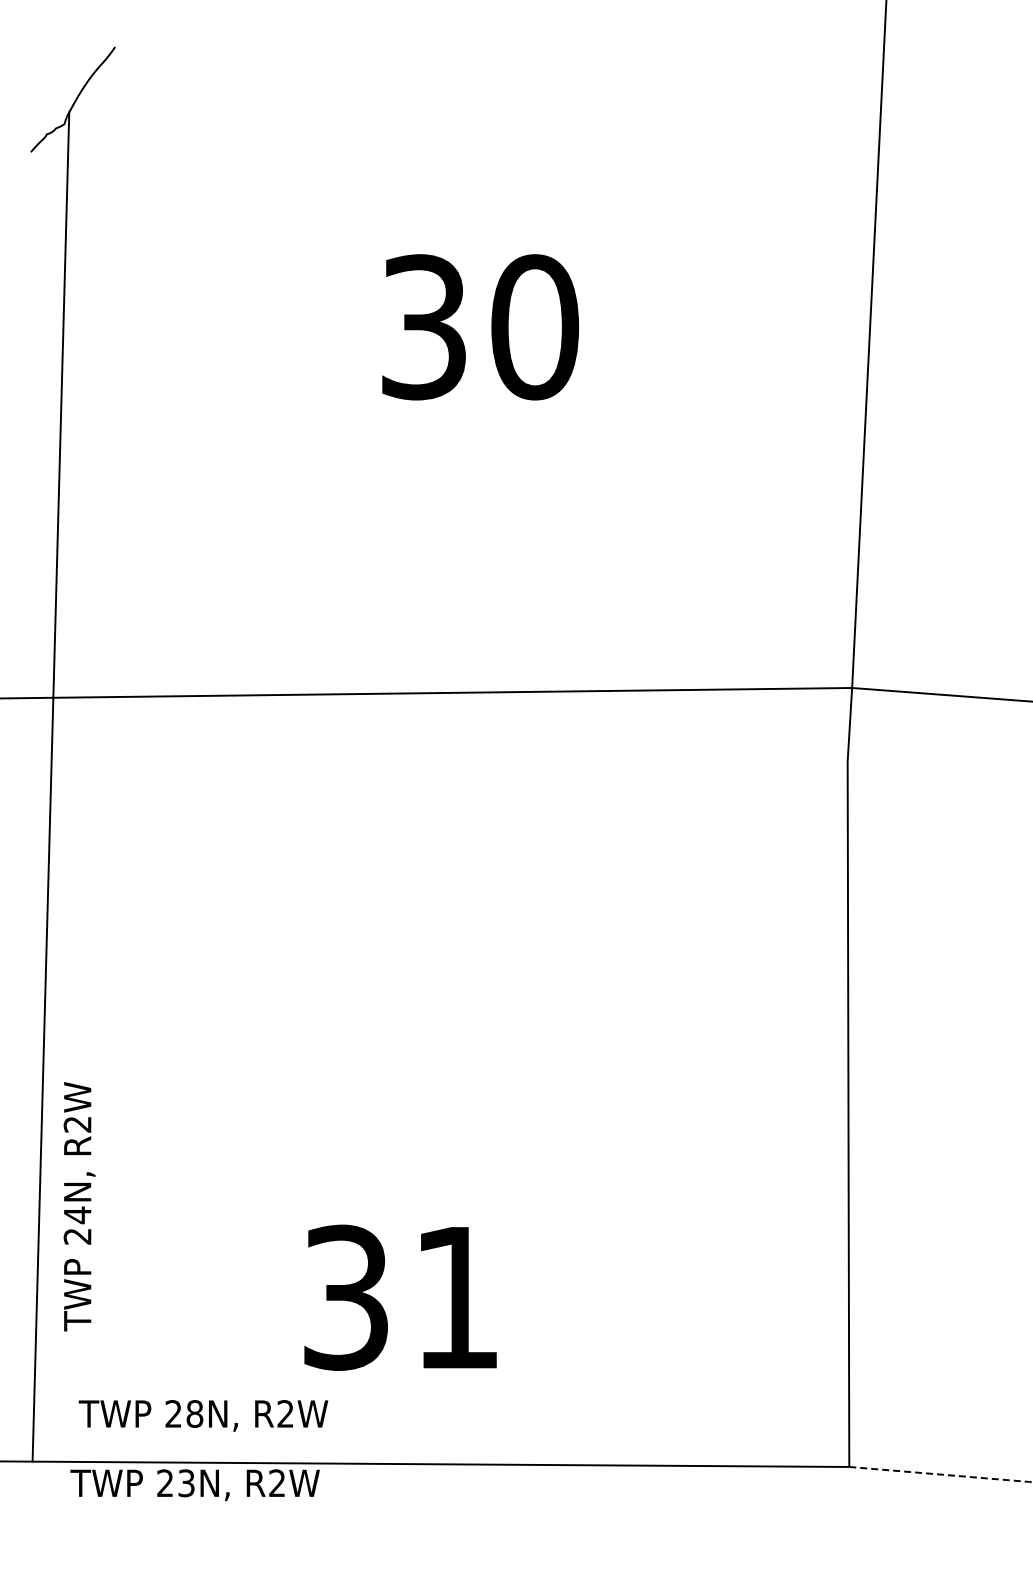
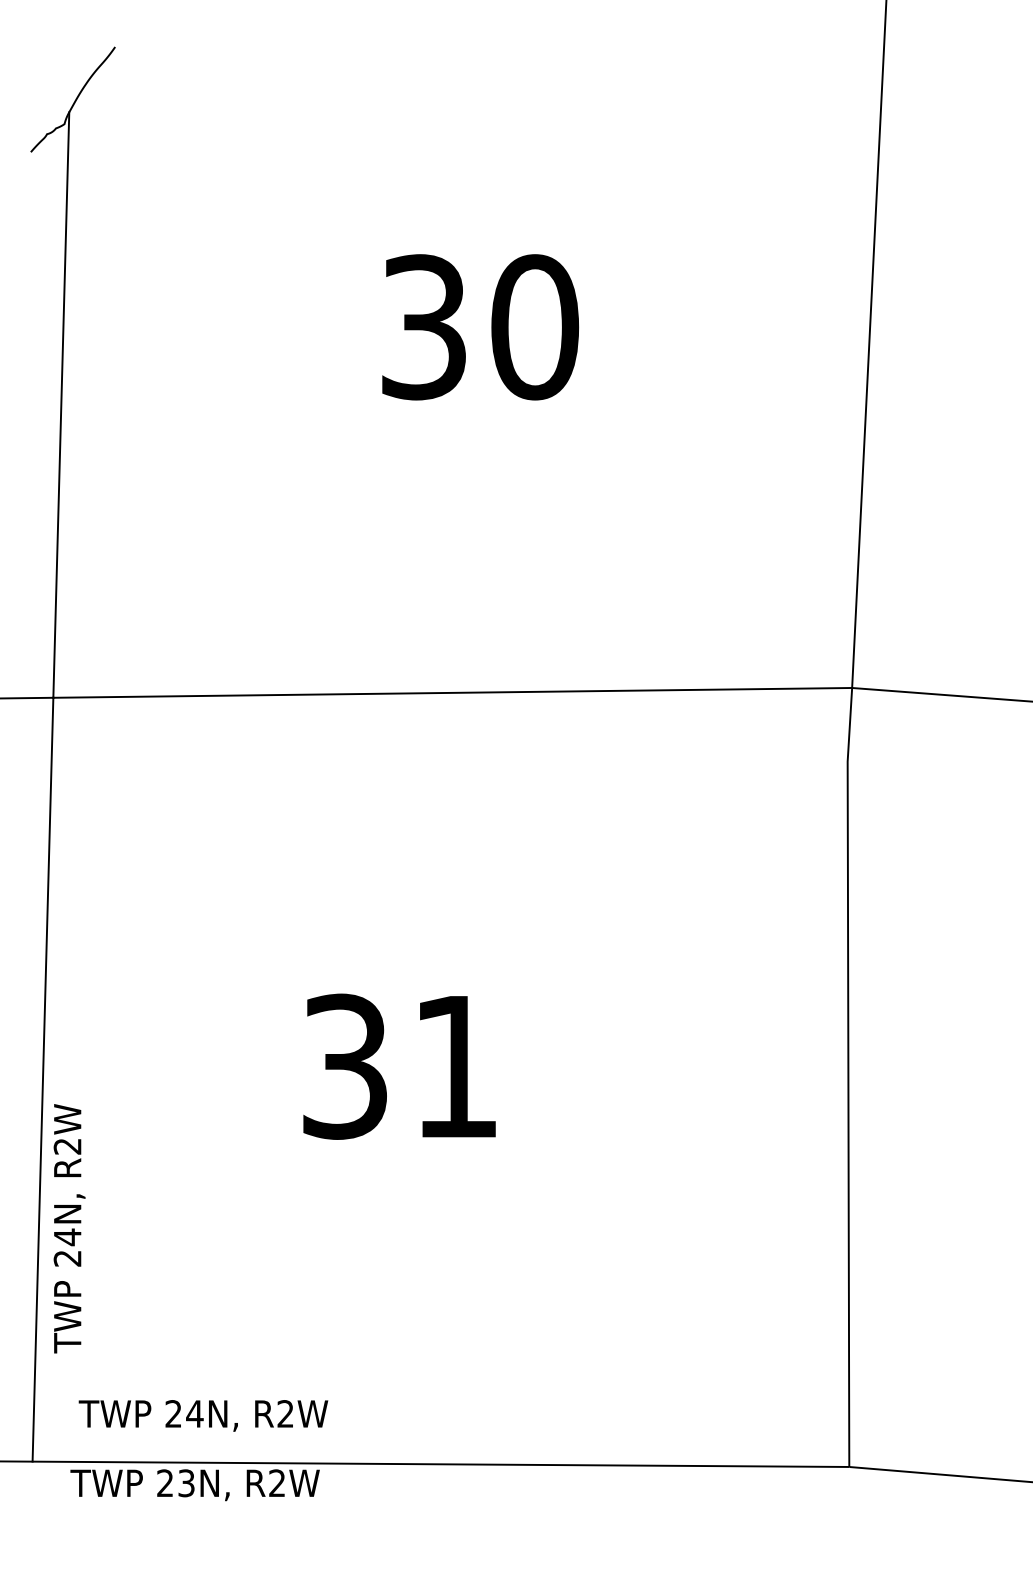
text position: (79, 1206) -> (69, 1228) (69, 1228)
text position: (400, 1297) -> (399, 1066) (399, 1066)
text: 28N, -> 24N, (194, 1413)
line: dashed -> solid (942, 1474)
